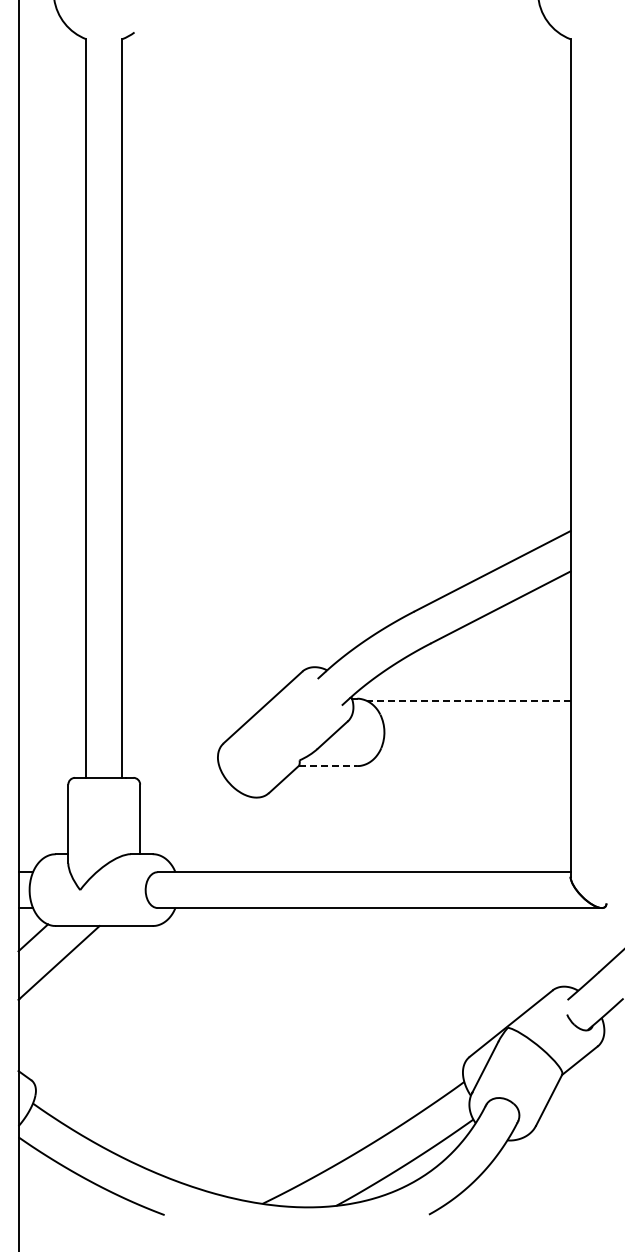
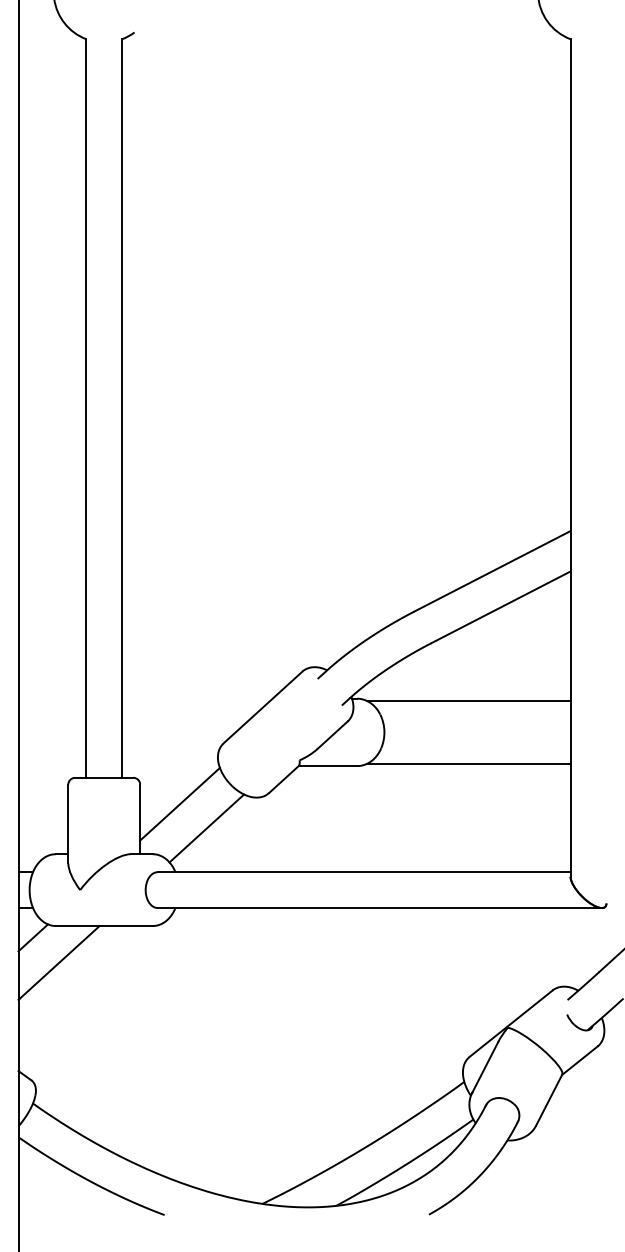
line: dashed -> solid (468, 700)
line: none -> present (468, 763)
line: dashed -> solid (328, 766)
line: none -> present (179, 803)
line: none -> present (206, 828)
